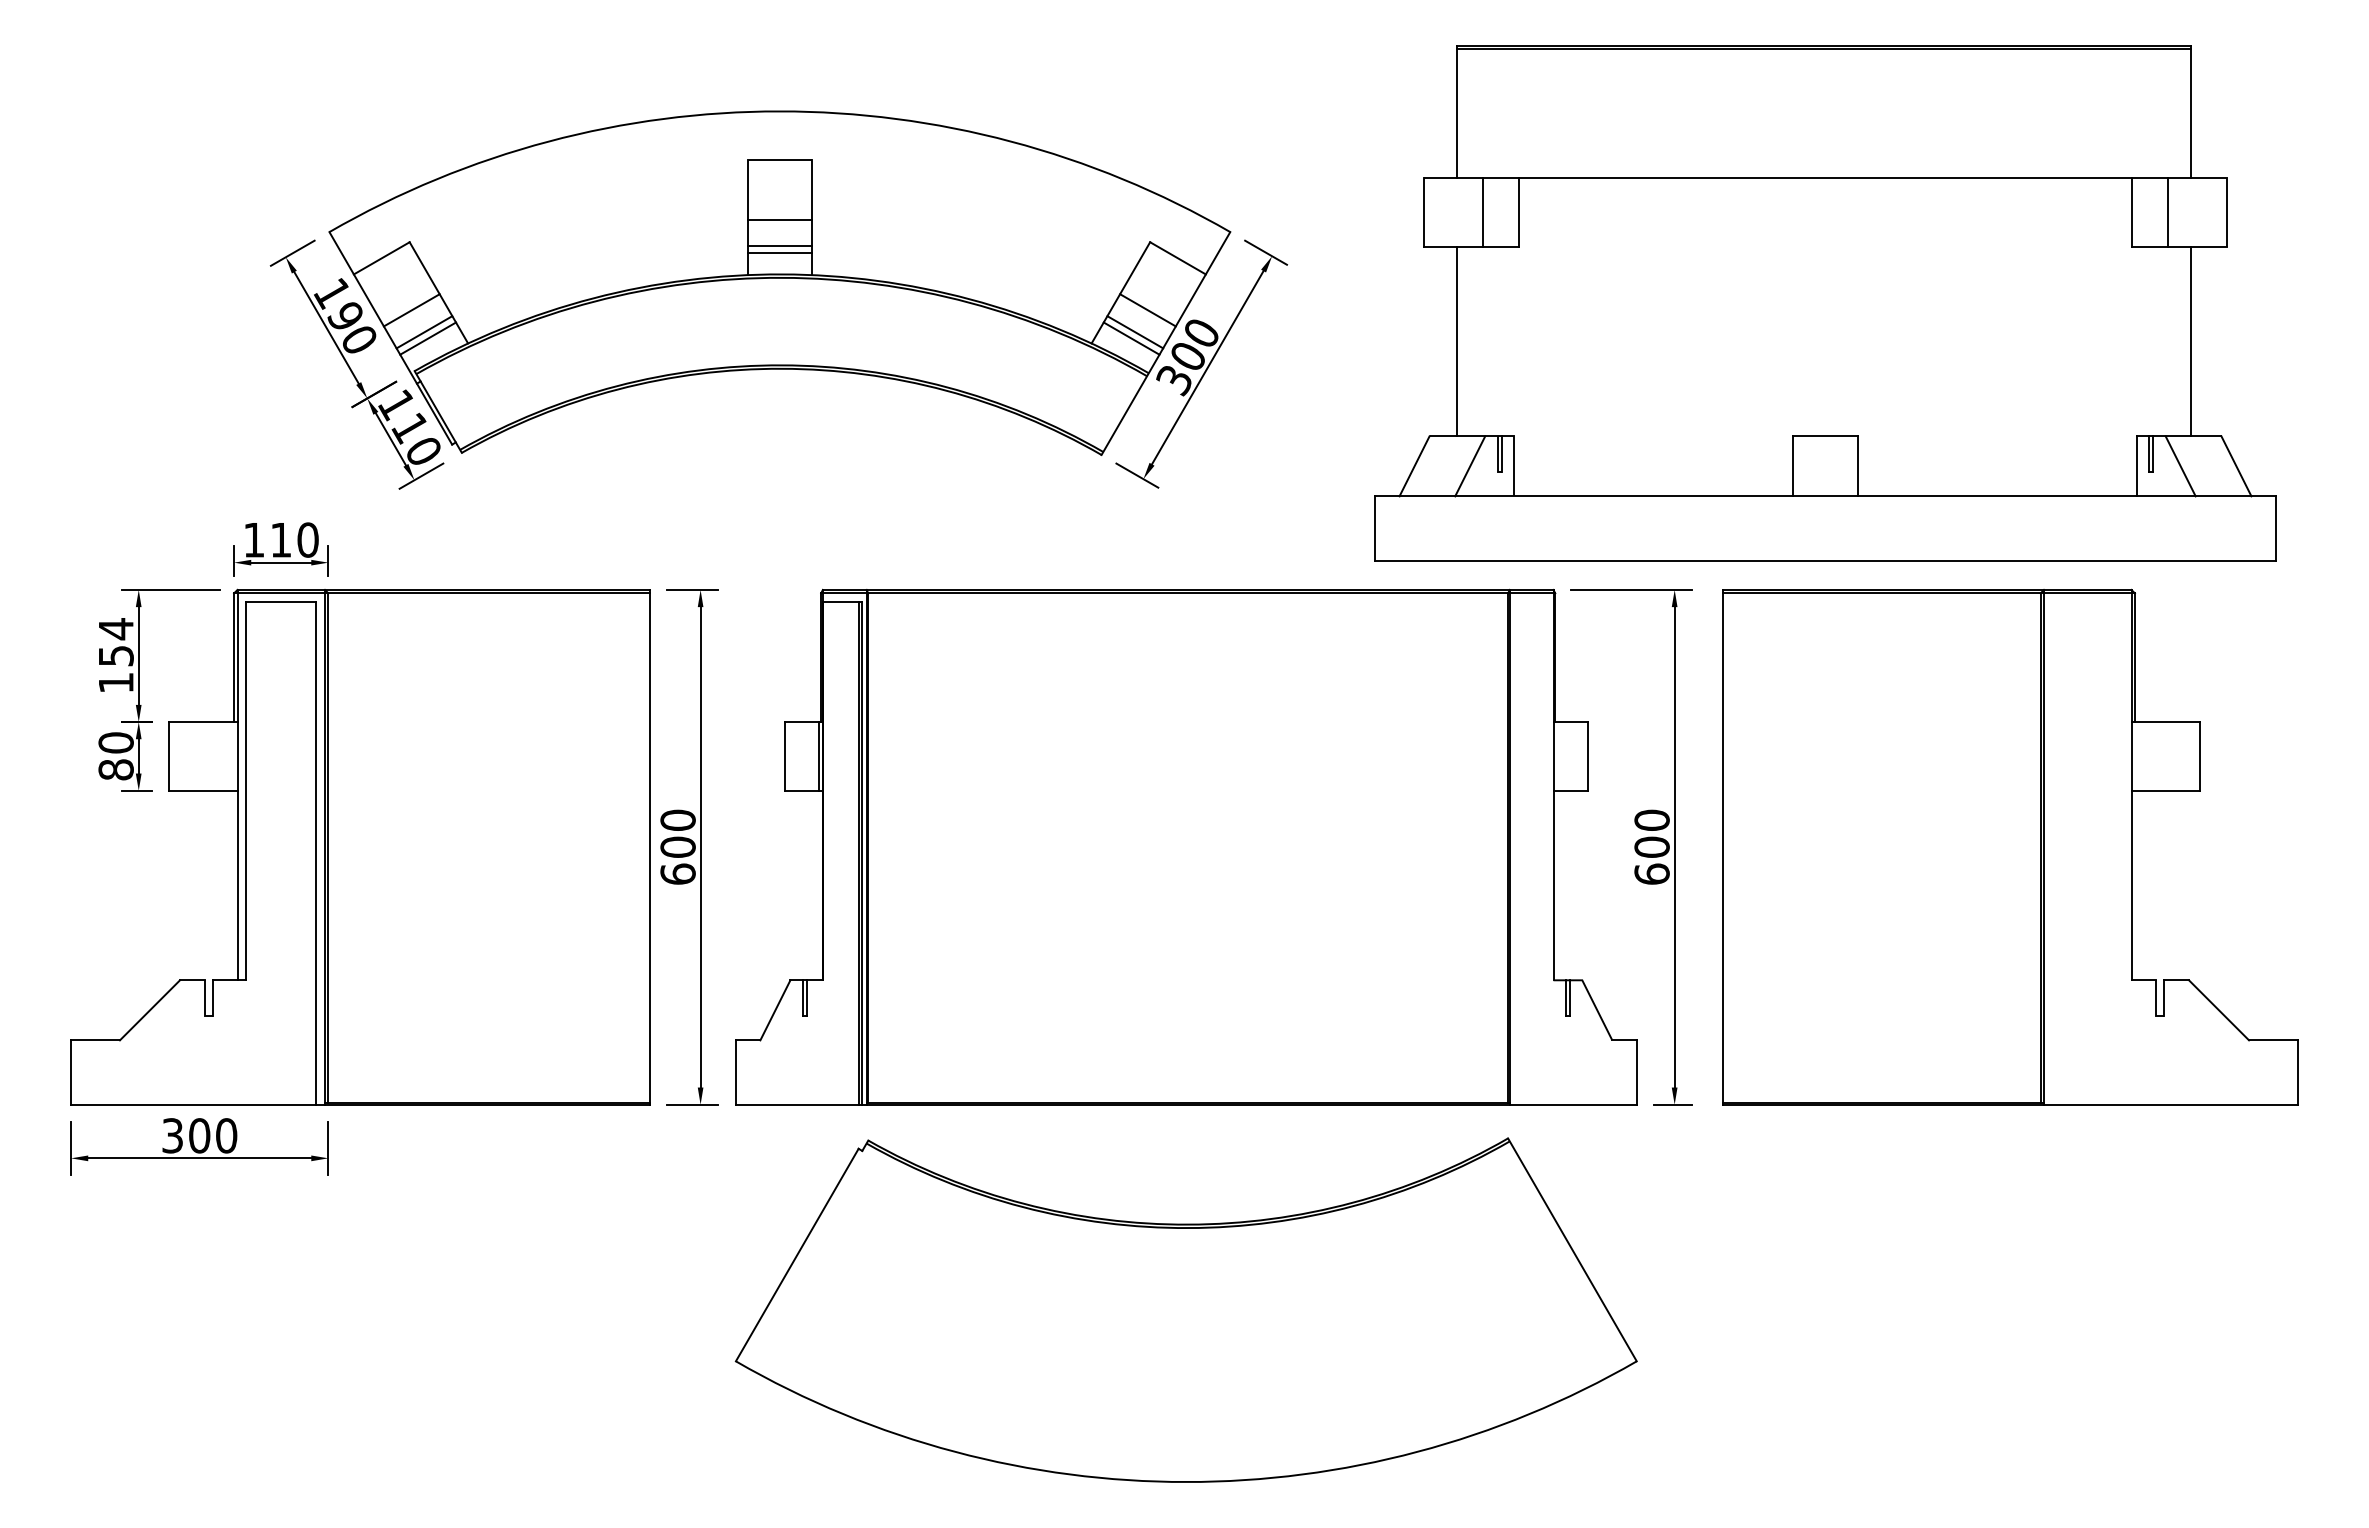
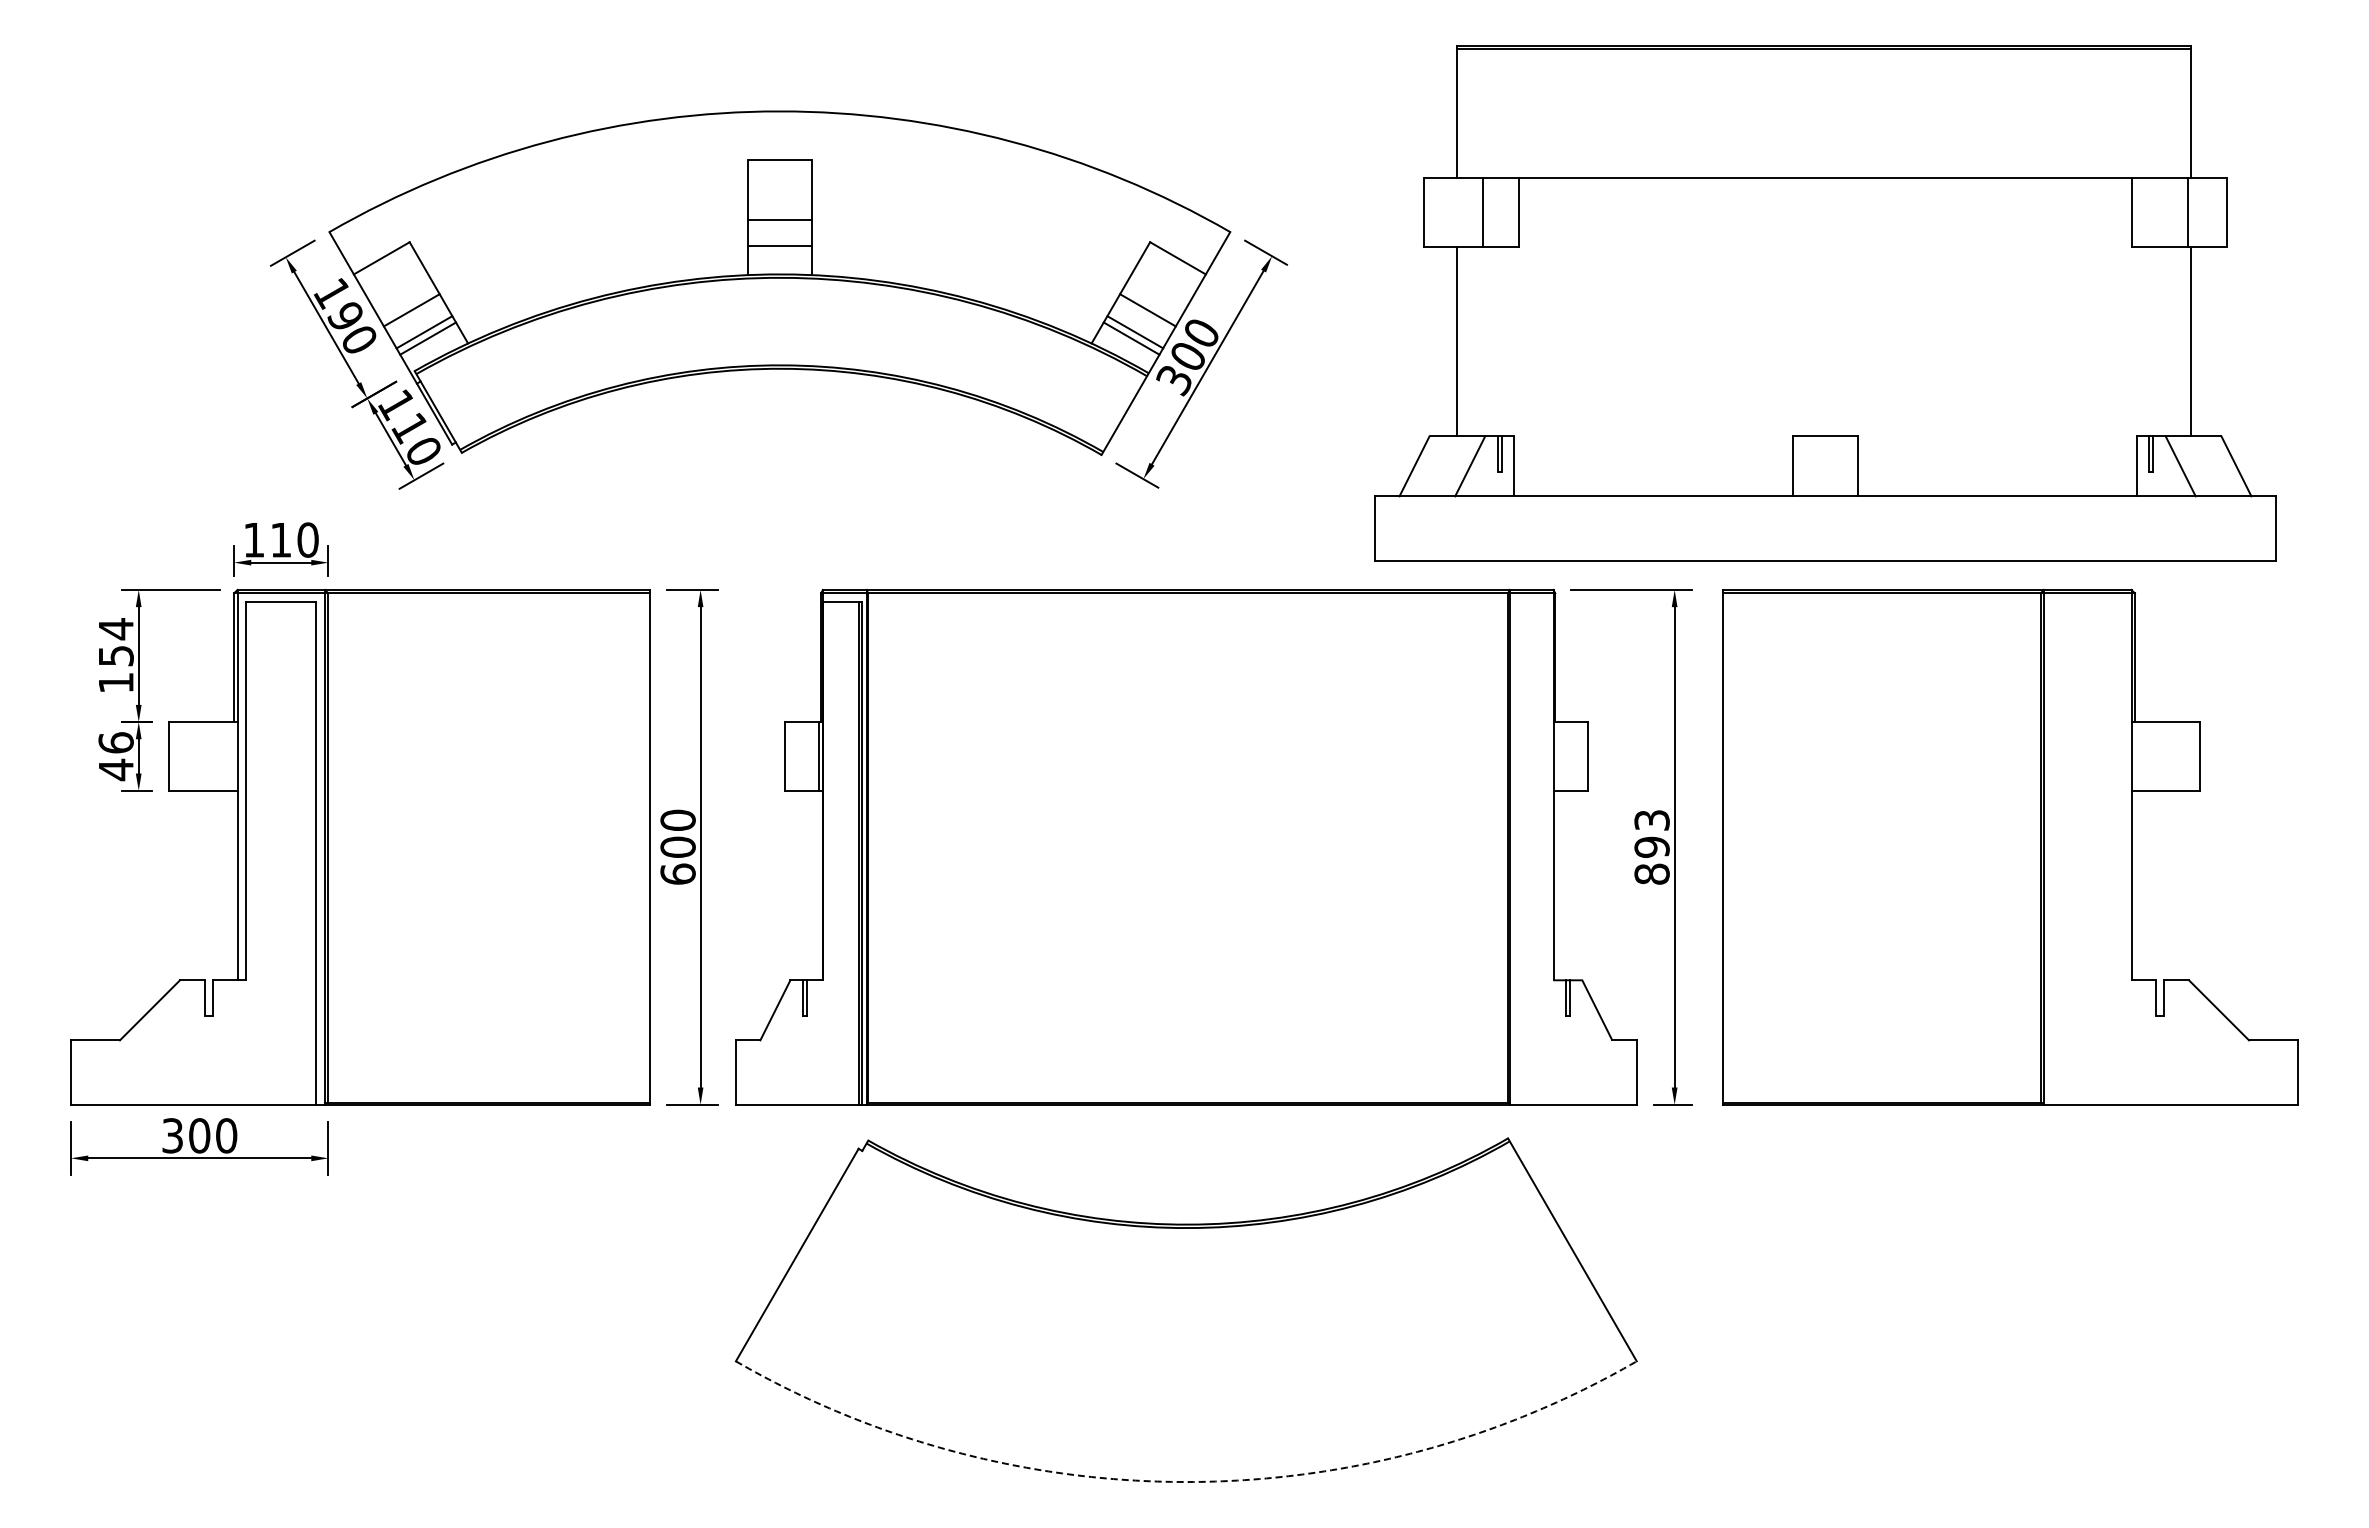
line position: (2167, 212) -> (2187, 212) (2187, 212)
line: present -> none (779, 252)
text: 80 -> 46 (115, 756)
text: 600 -> 893 (1651, 846)
arc: solid -> dashed (1186, 1482)
